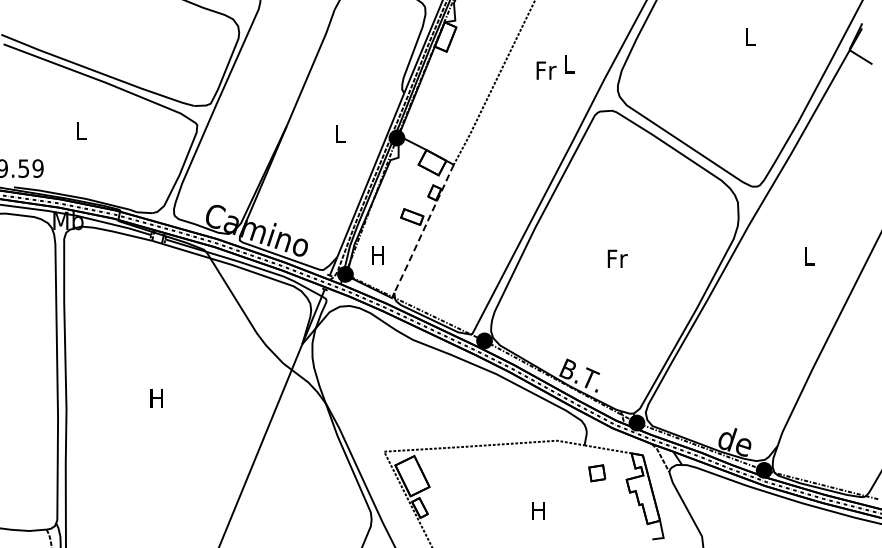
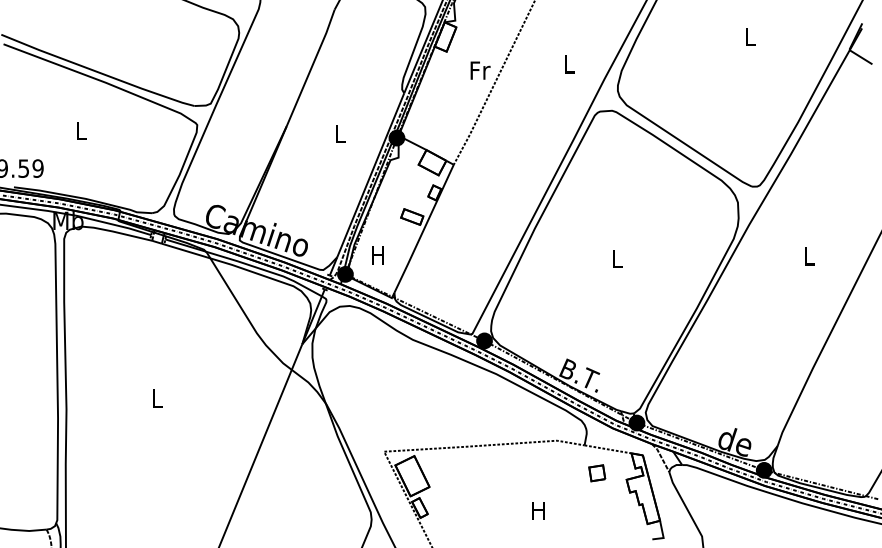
text position: (546, 70) -> (480, 70) (480, 70)
line: dashed -> solid (423, 229)
text: Fr -> L (617, 258)
text: H -> L (156, 398)
